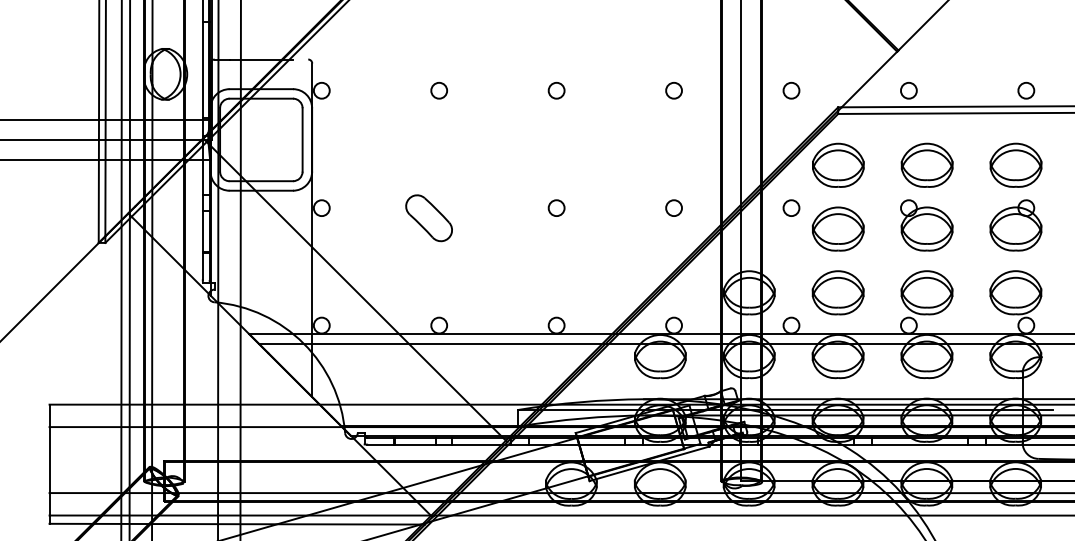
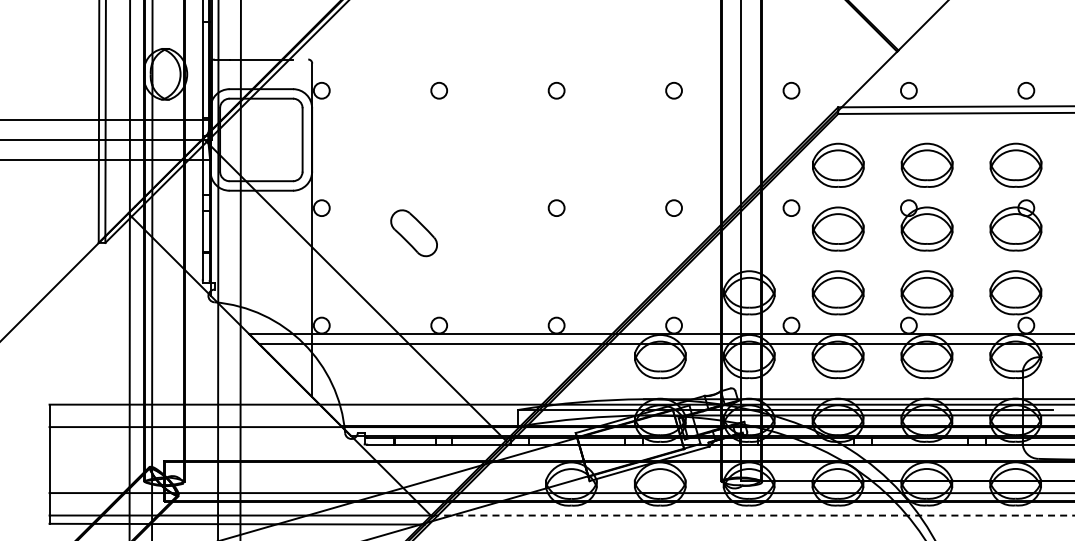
part position: (428, 218) -> (413, 233) (413, 233)
line: present -> none (121, 269)
line: solid -> dashed (753, 515)
